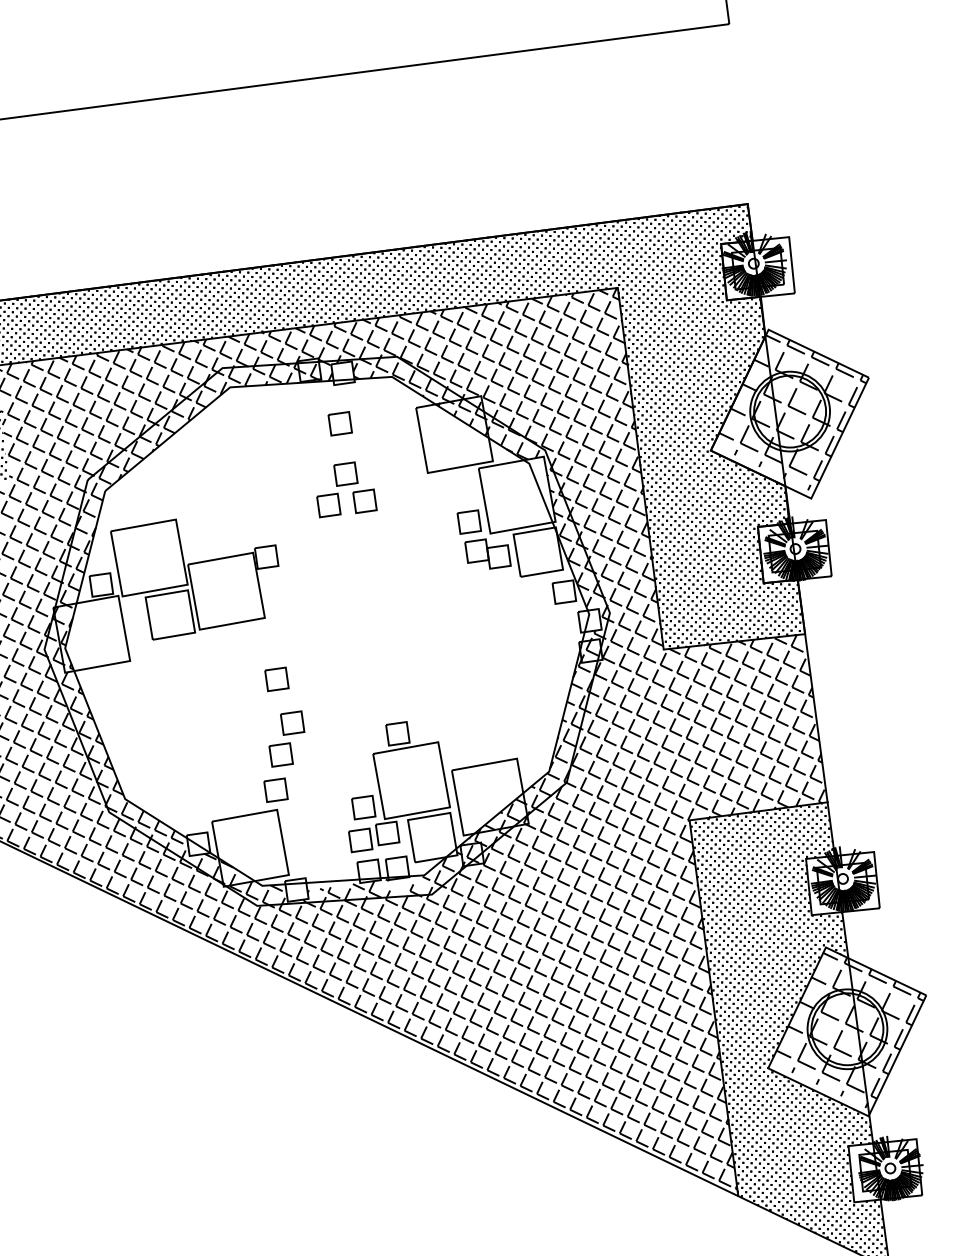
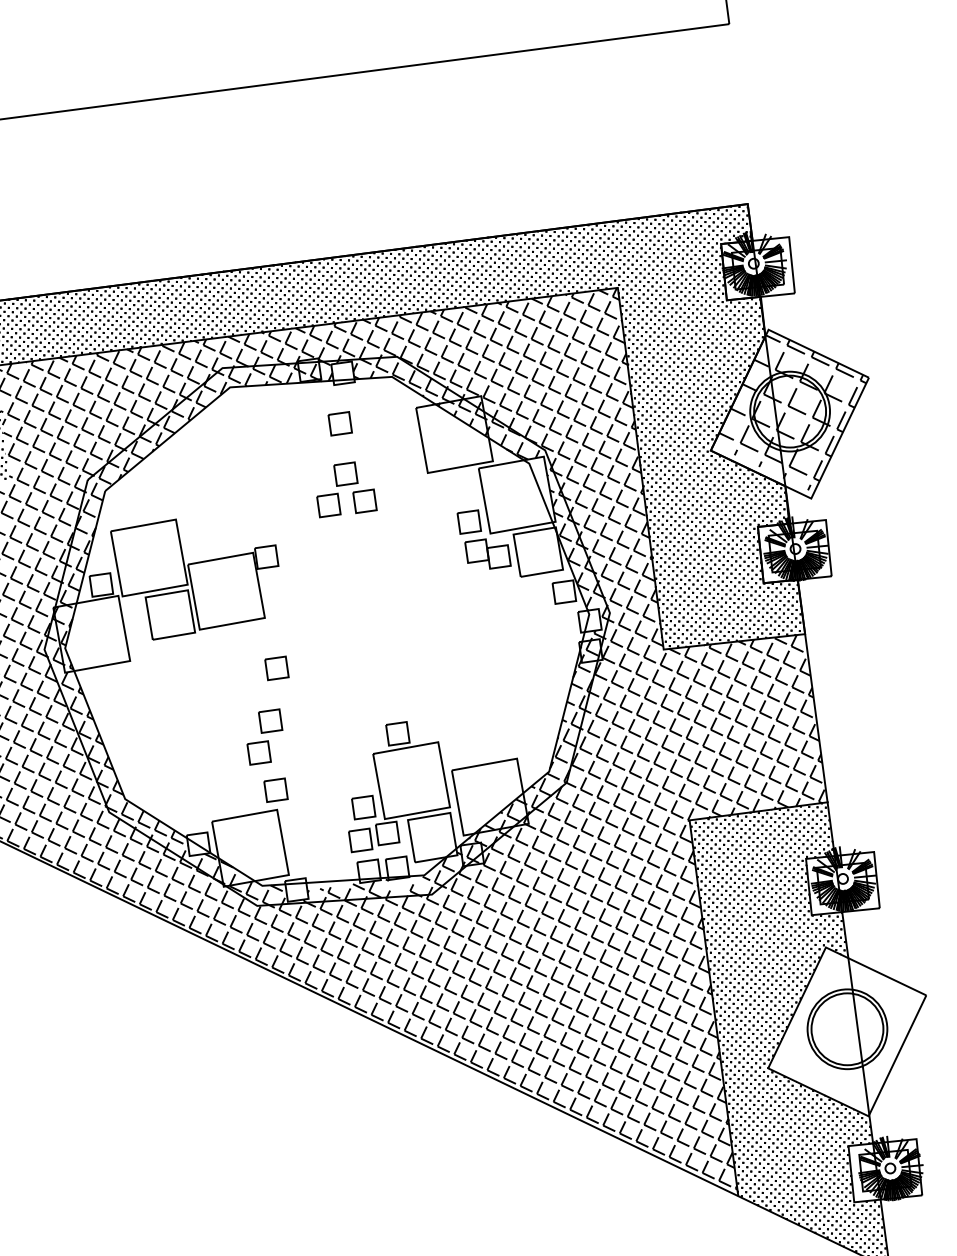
part position: (276, 679) -> (276, 668) (276, 668)
part position: (286, 738) -> (264, 736) (264, 736)
hatch: present -> none (849, 1029)
